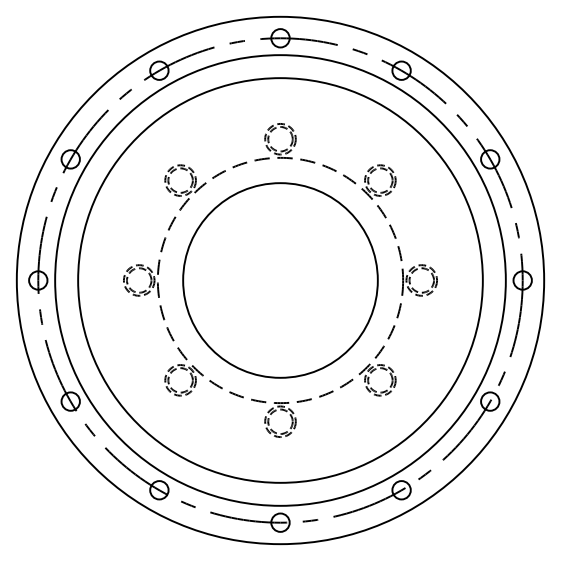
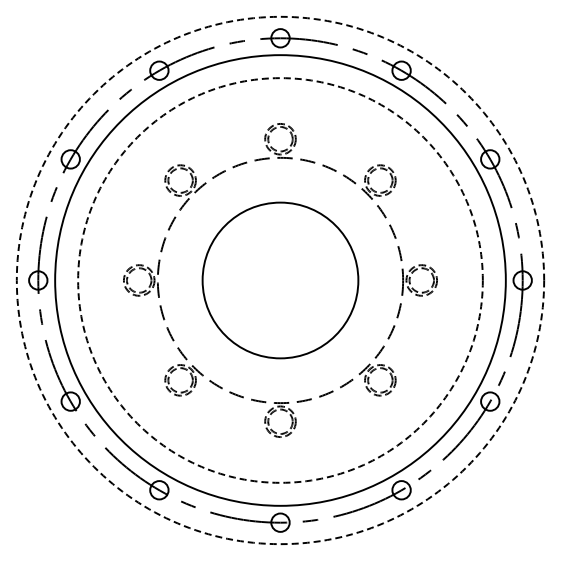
circle diameter: 195 px -> 156 px (280, 280)
circle: solid -> dashed (280, 280)
circle: solid -> dashed (280, 280)
